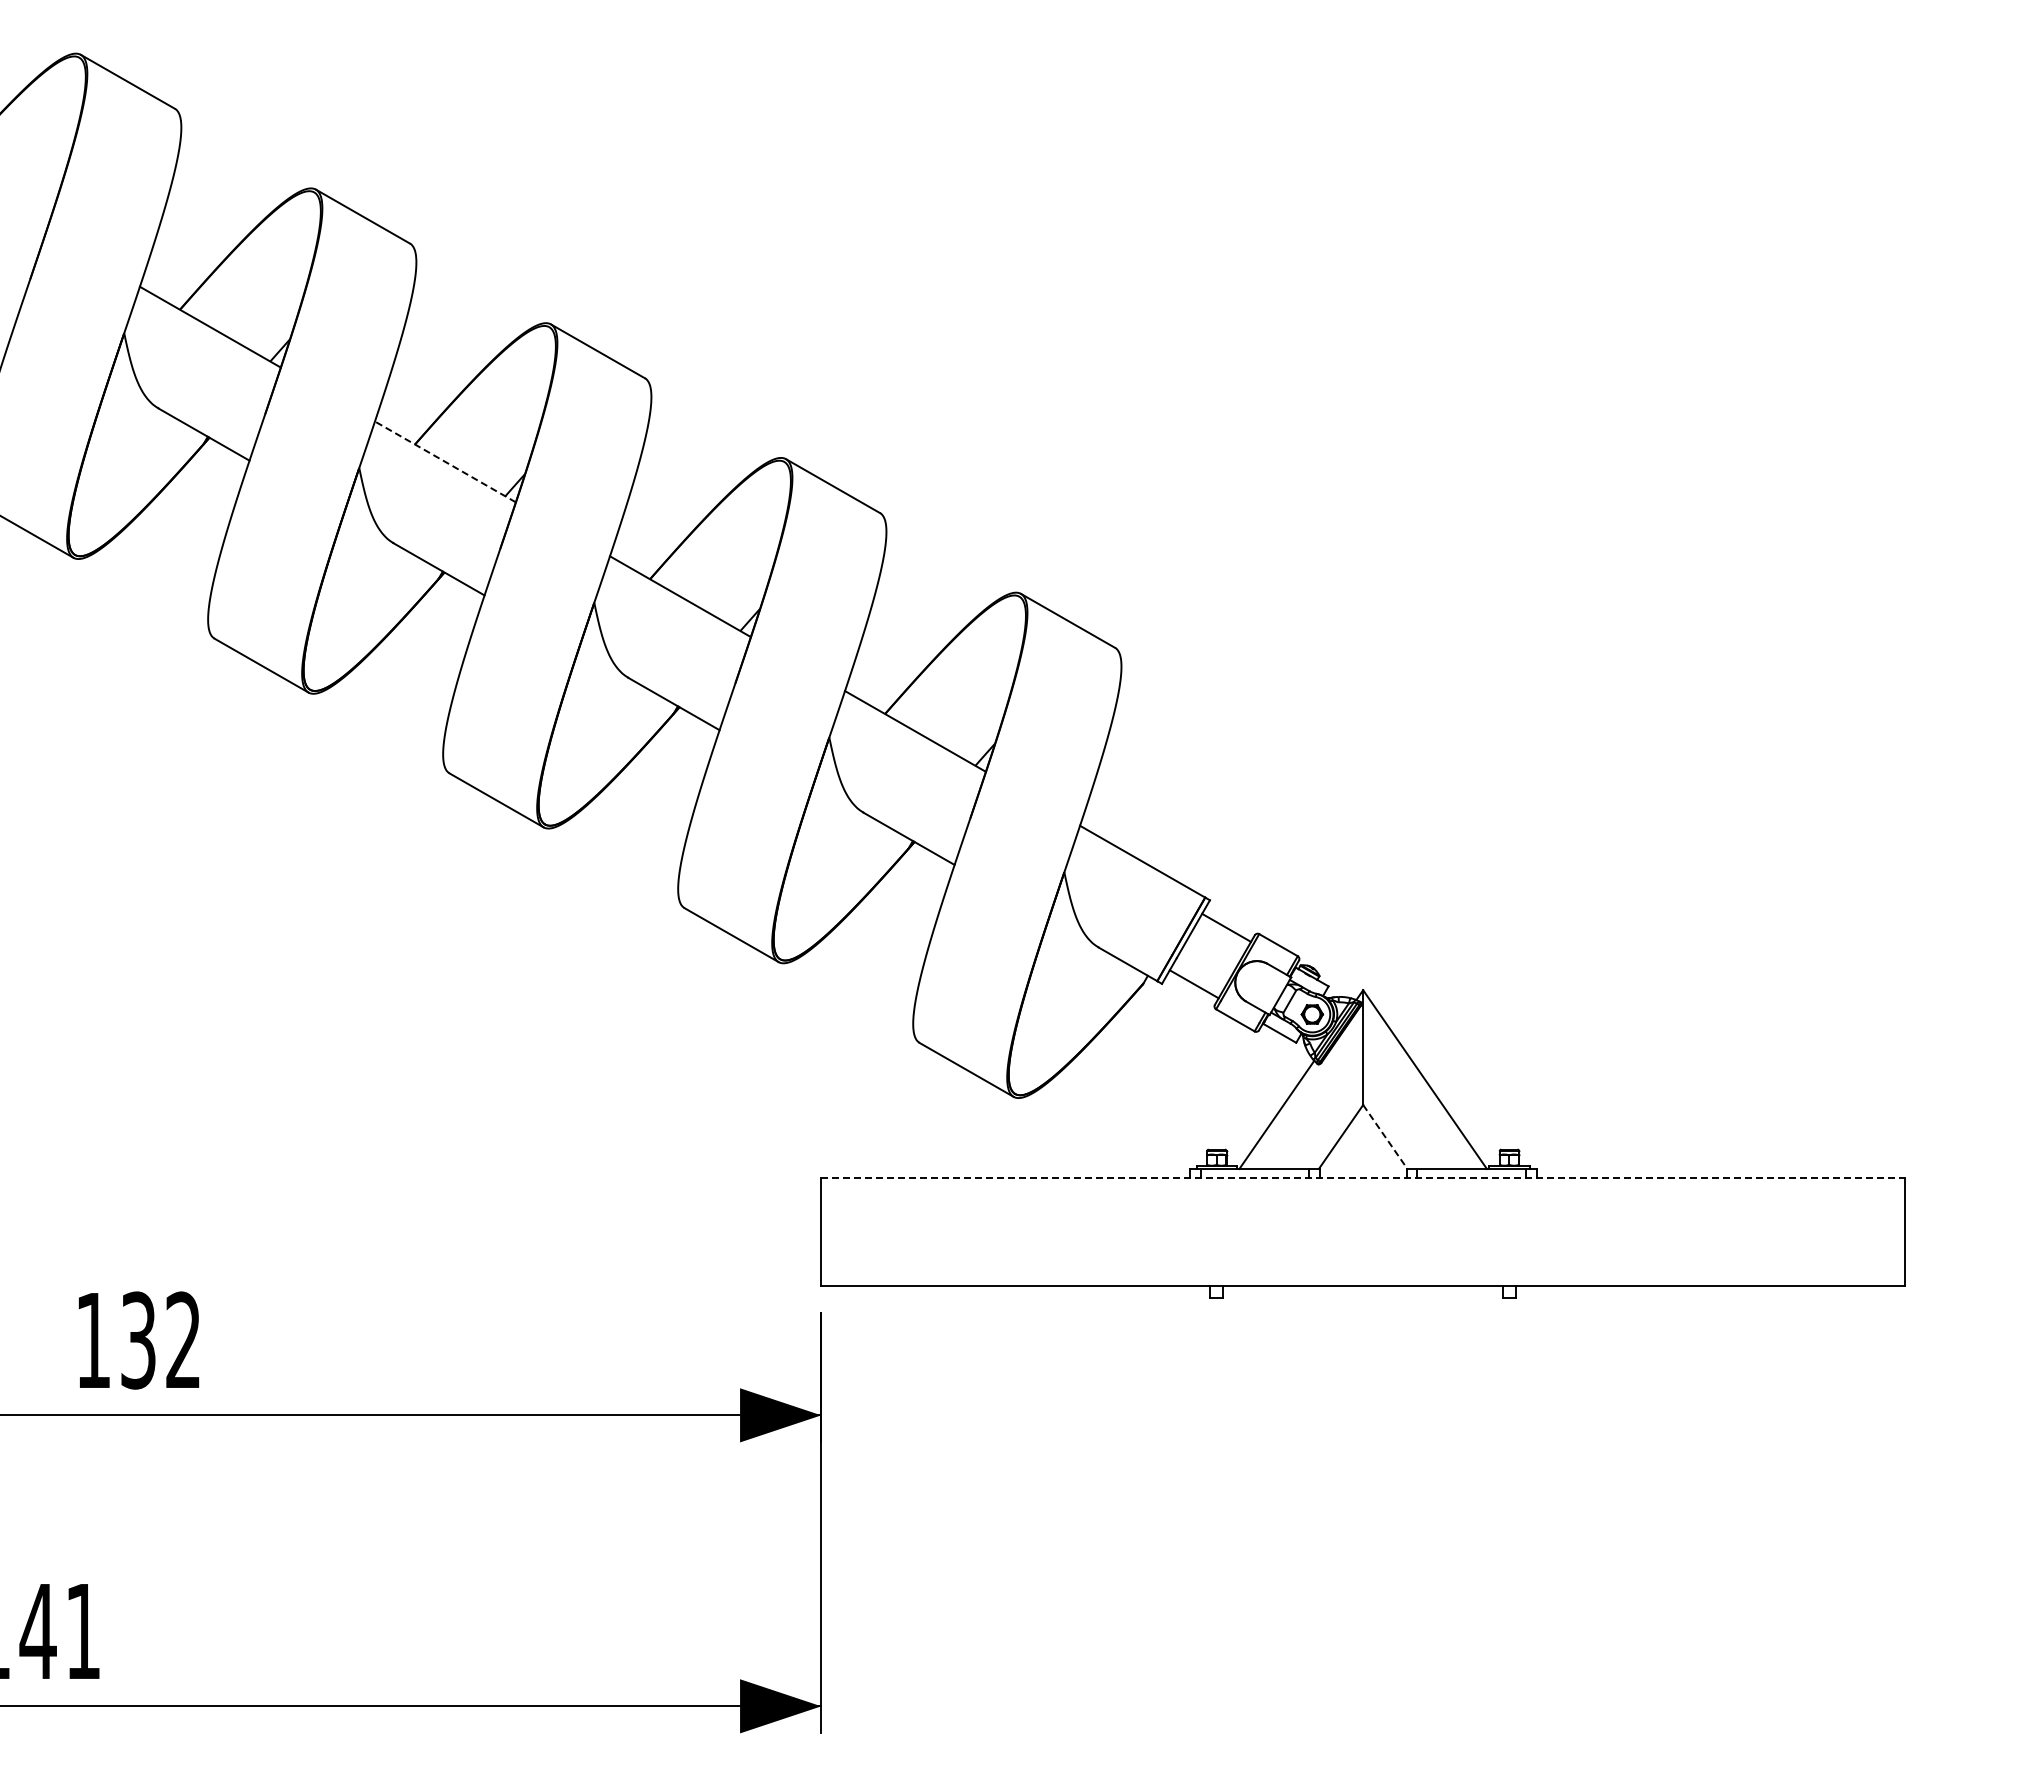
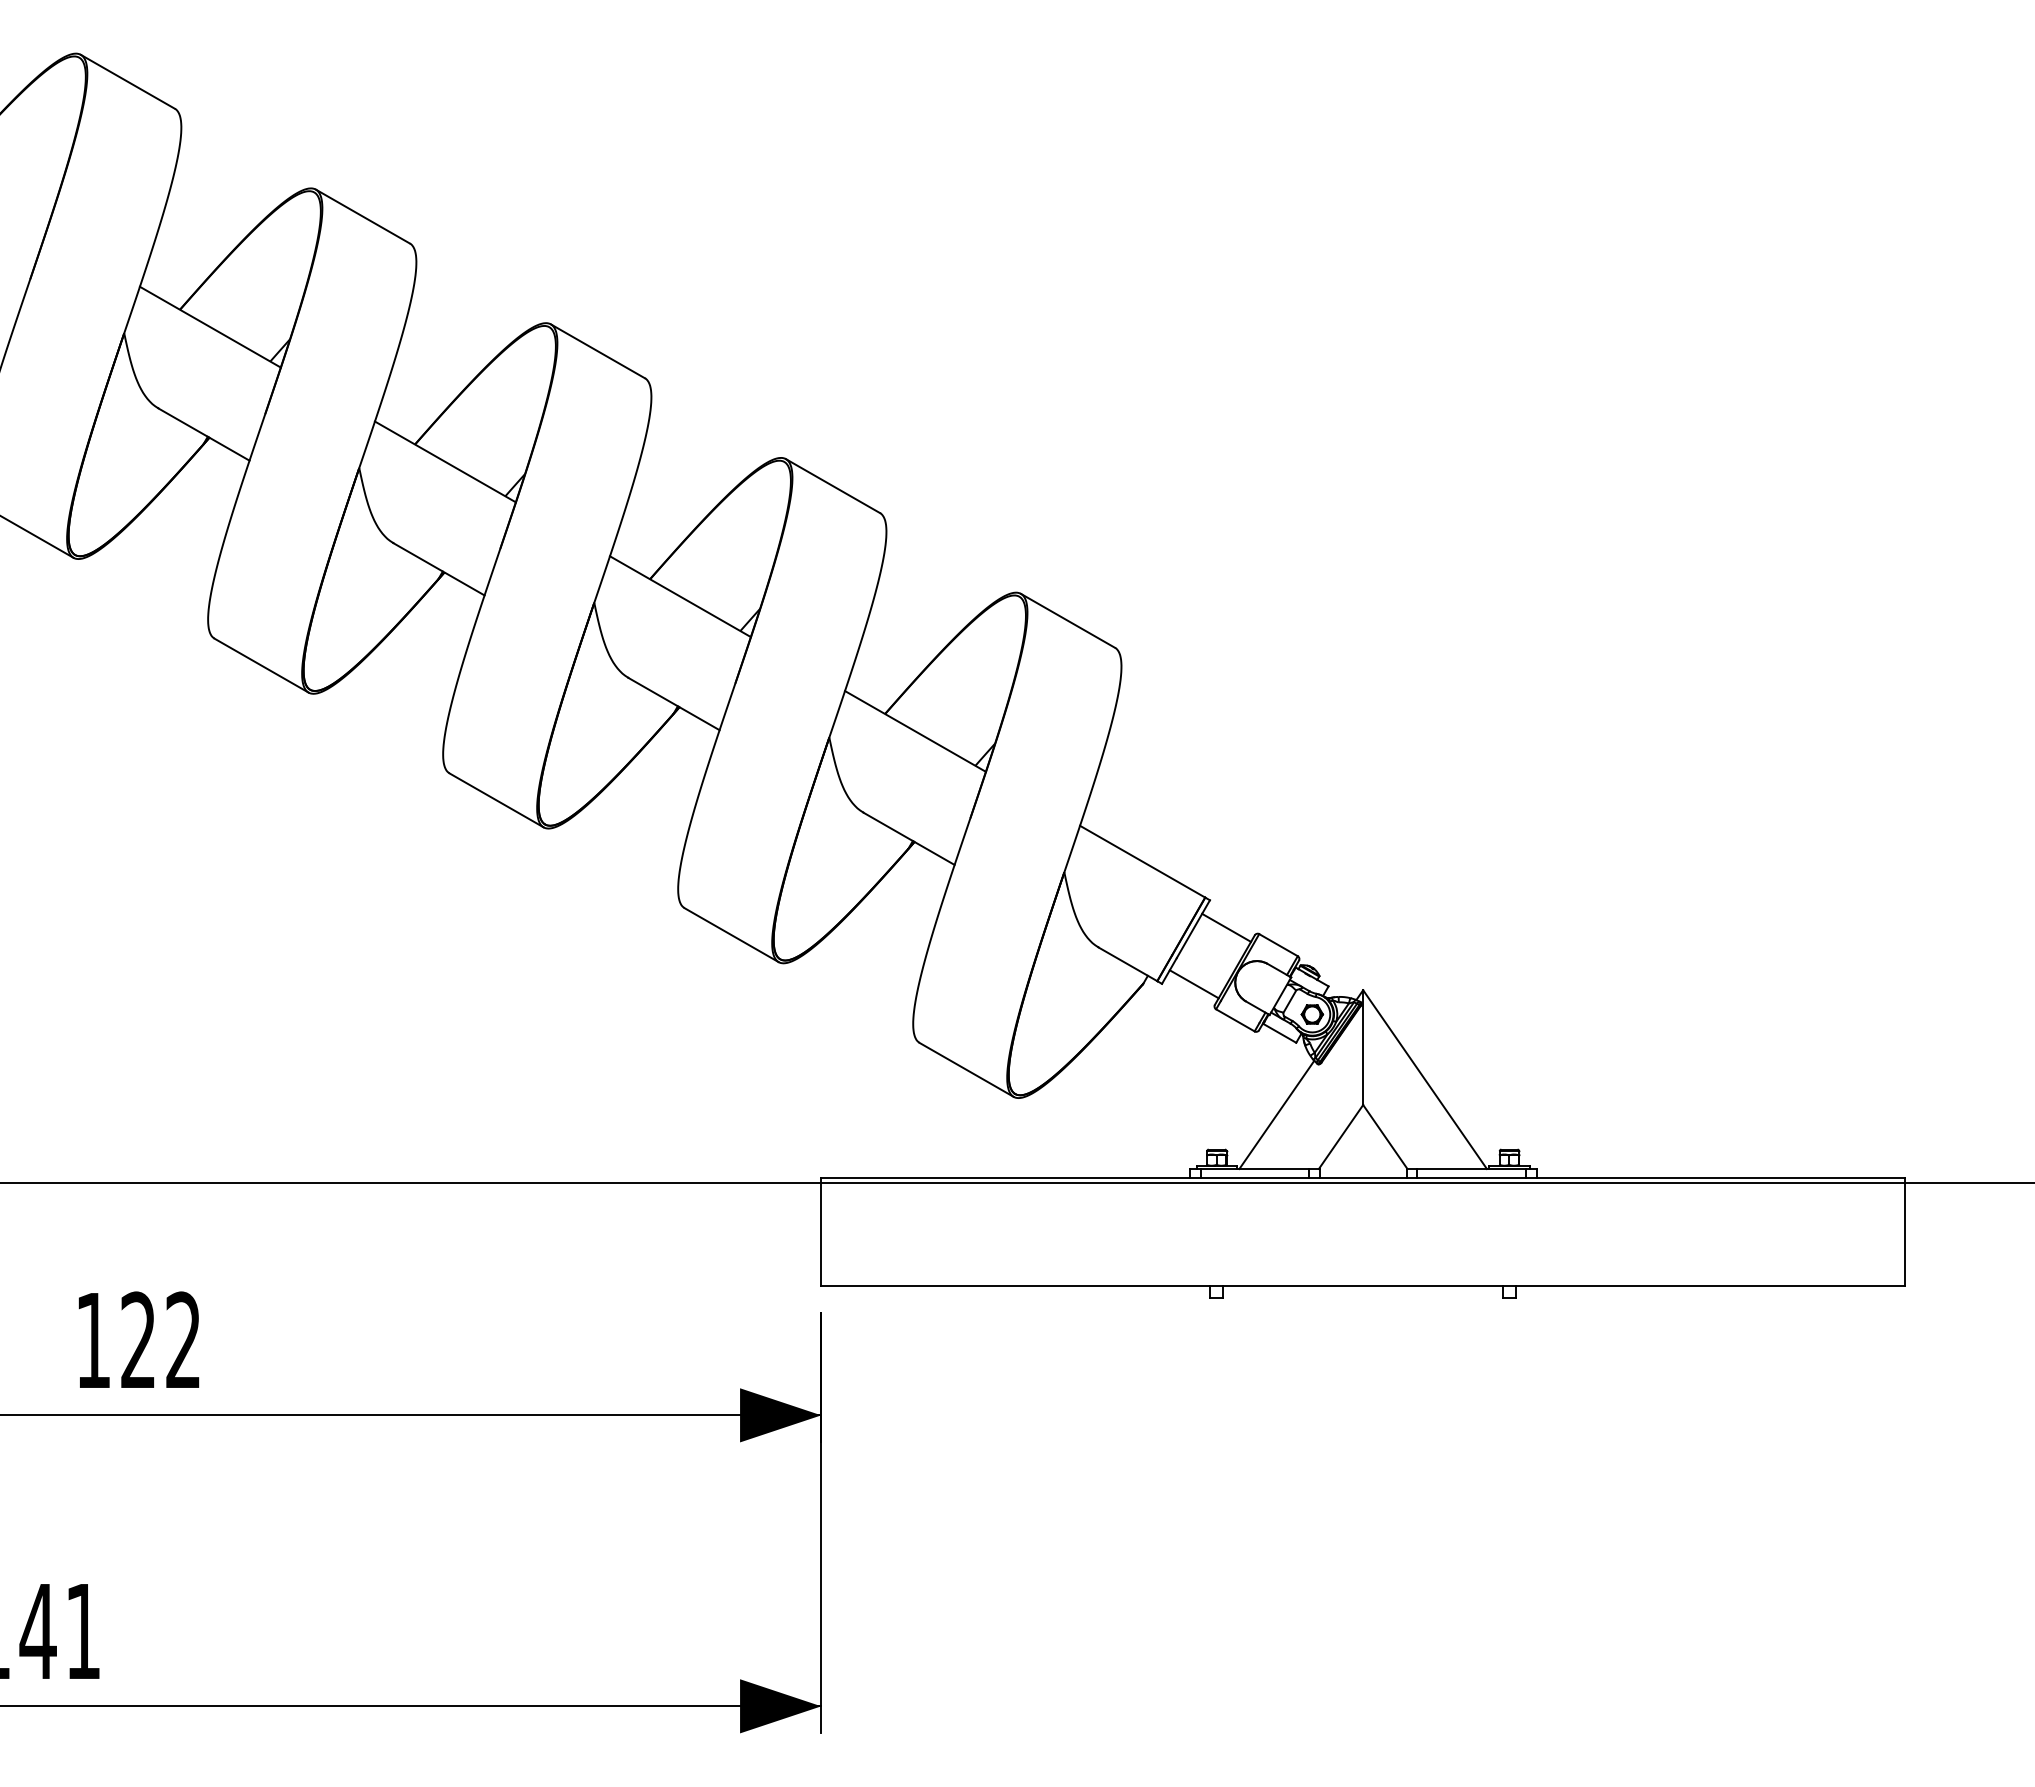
line: dashed -> solid (444, 461)
line: dashed -> solid (1385, 1137)
line: dashed -> solid (1363, 1177)
line: none -> present (1016, 1183)
text: 132 -> 122 (138, 1340)
